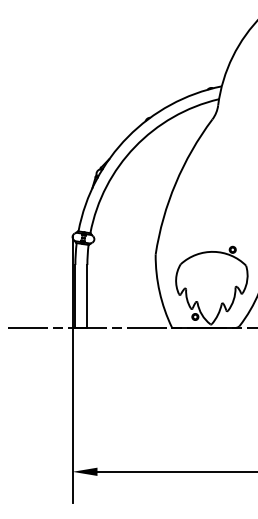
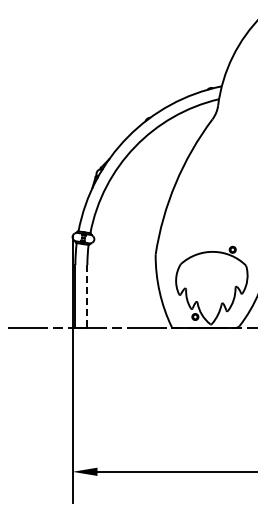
line: solid -> dashed (87, 296)
